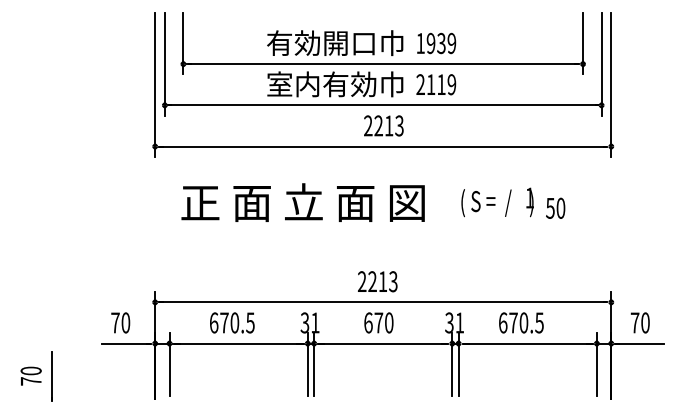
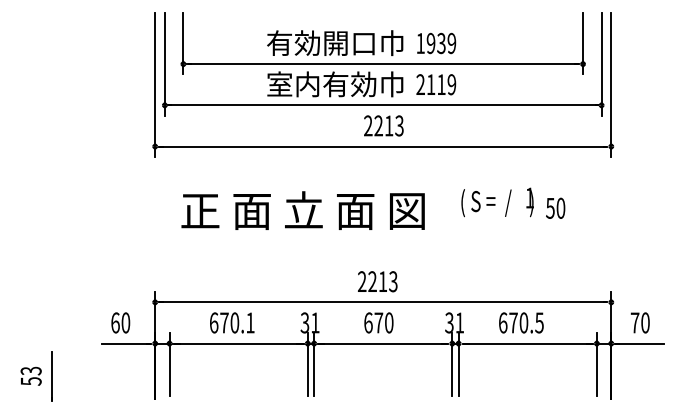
text position: (302, 202) -> (302, 210) (302, 210)
text: 70 -> 60 (115, 322)
text: 670.5 -> 670.1 (250, 322)
text: 70 -> 53 (30, 375)
